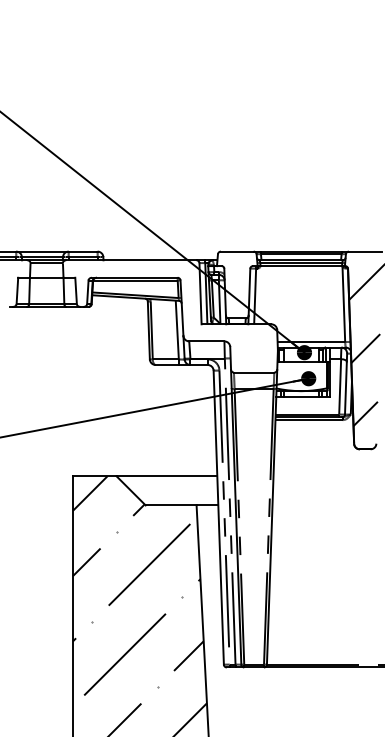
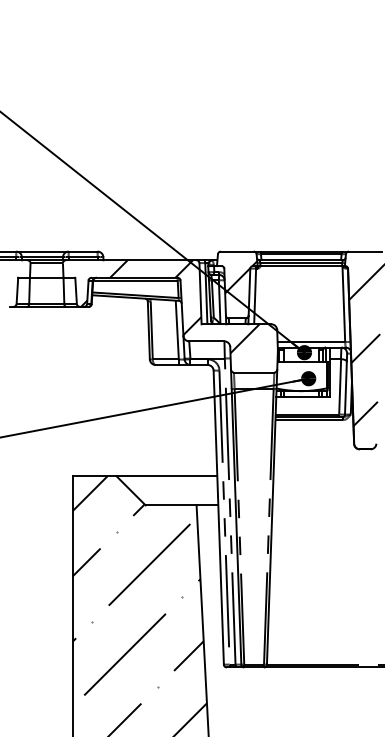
hatch: none -> present (241, 277)
hatch: none -> present (170, 306)
